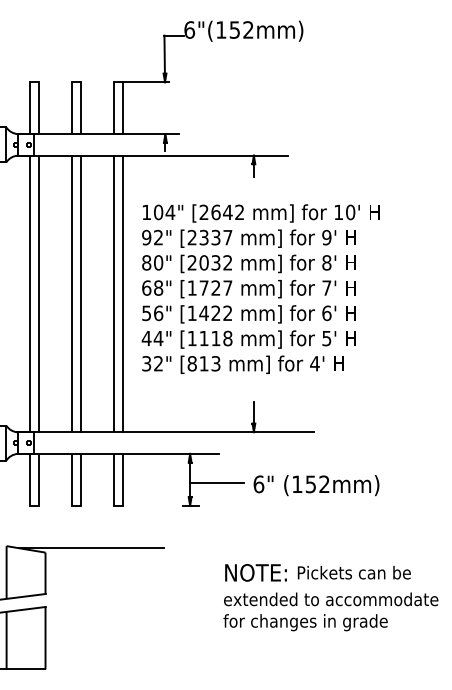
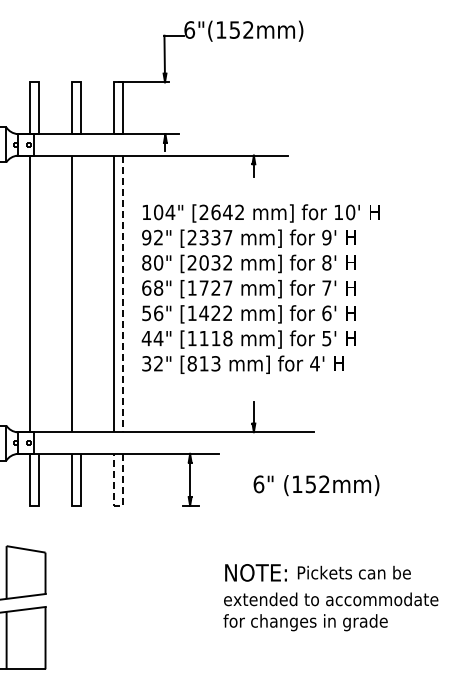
line: present -> none (38, 293)
line: present -> none (80, 293)
line: solid -> dashed (123, 294)
line: present -> none (217, 483)
line: solid -> dashed (118, 505)
line: present -> none (90, 548)
